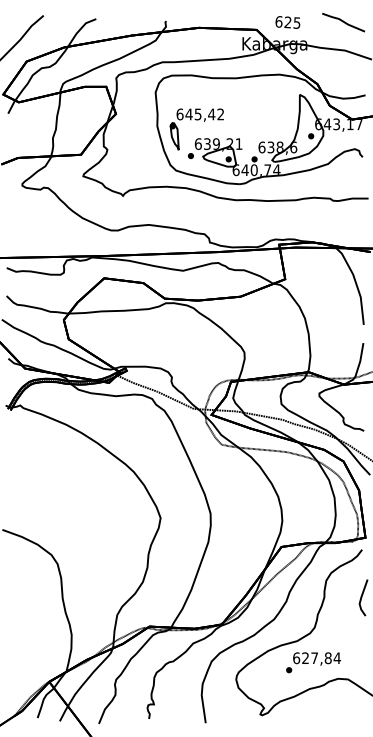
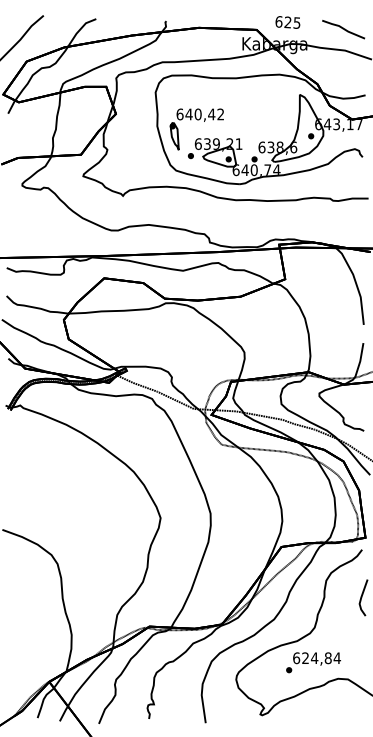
line position: (343, 22) -> (343, 29) (343, 29)
text: 645,42 -> 640,42 (197, 114)
text: 627,84 -> 624,84 (314, 657)
